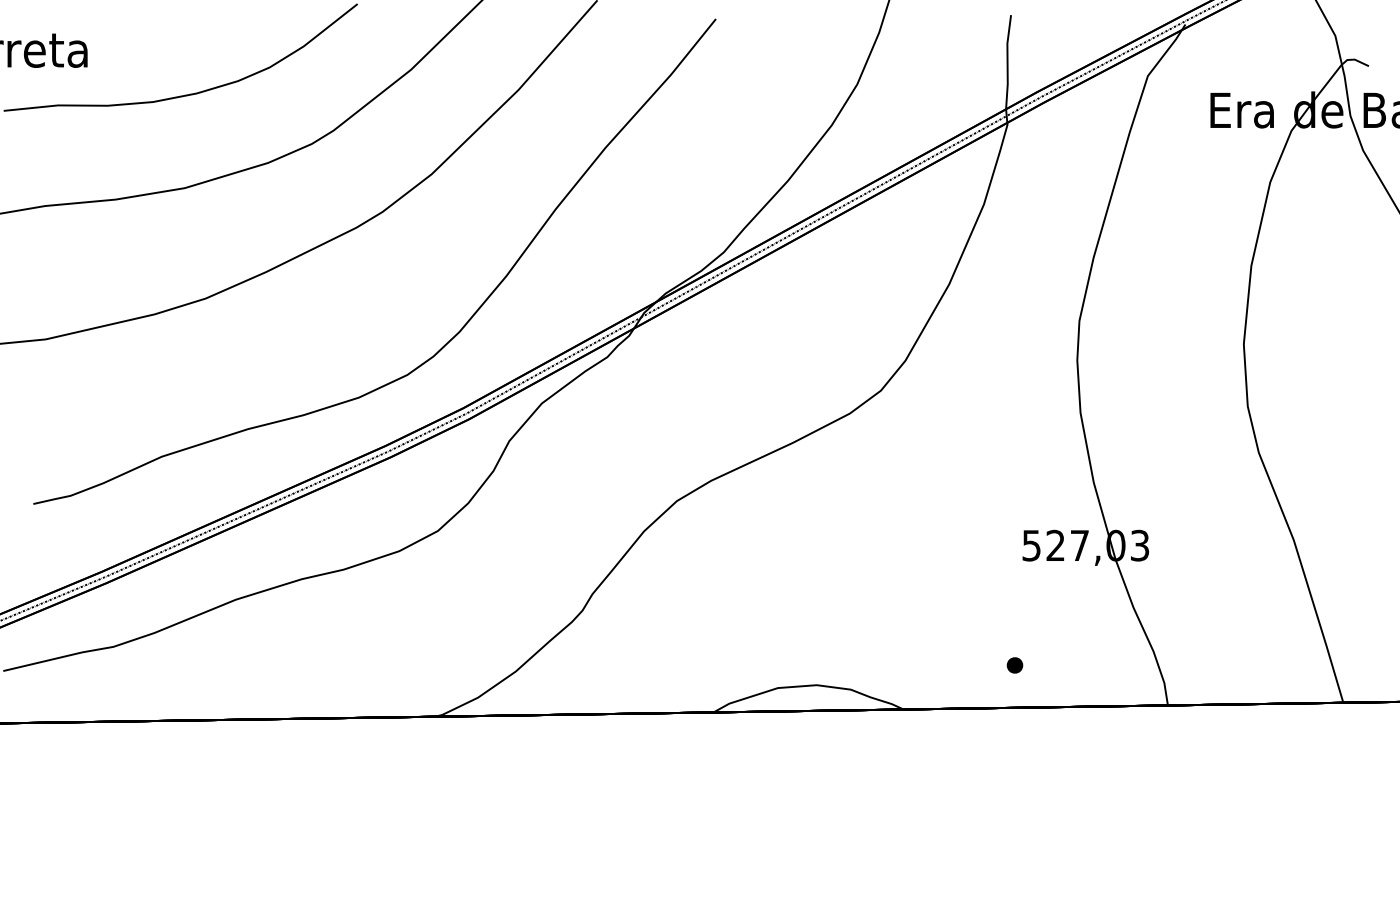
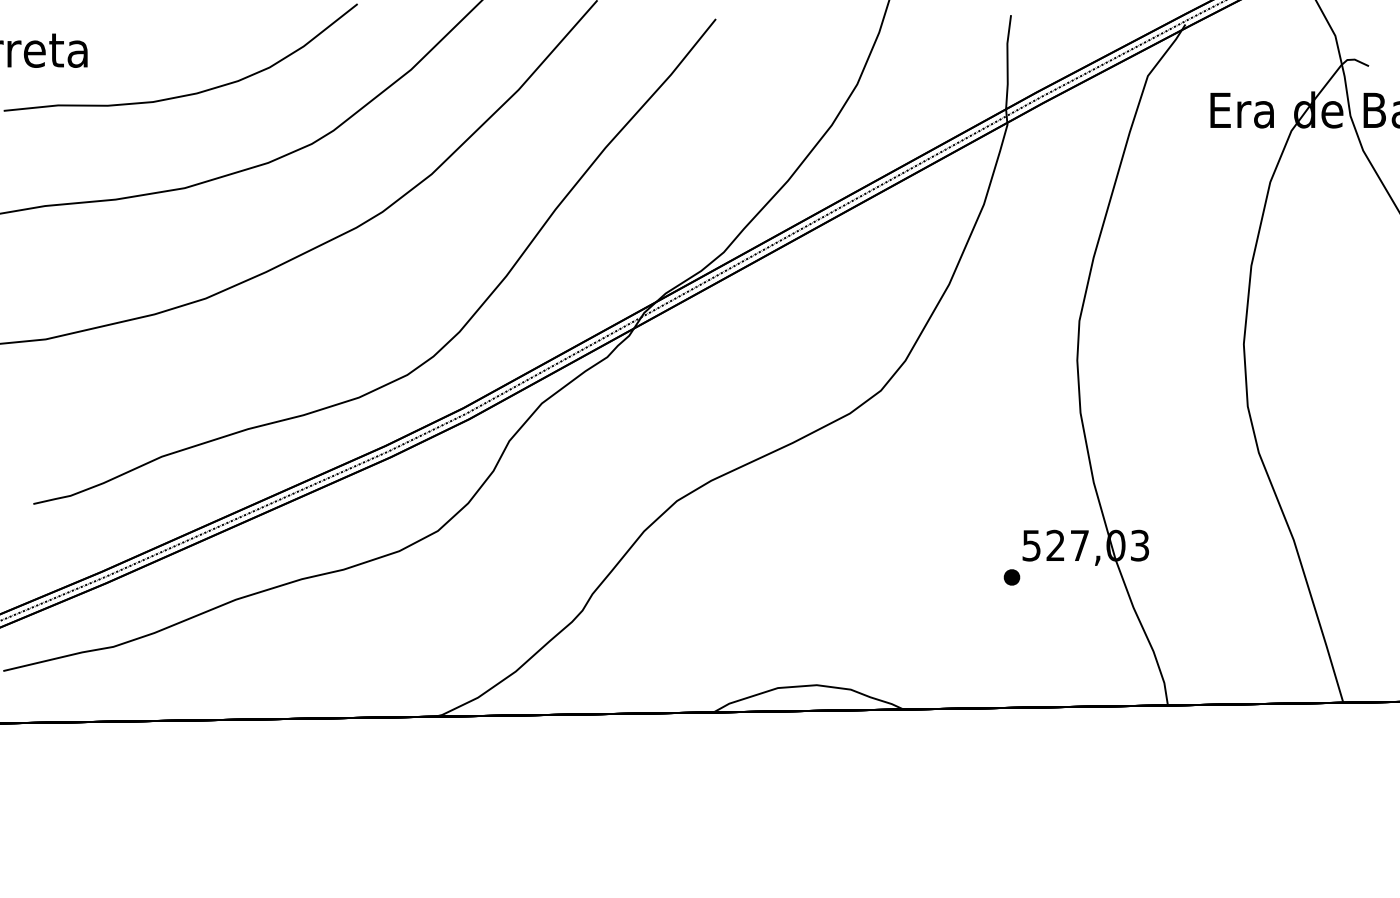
part position: (1014, 665) -> (1011, 577) (1011, 577)
